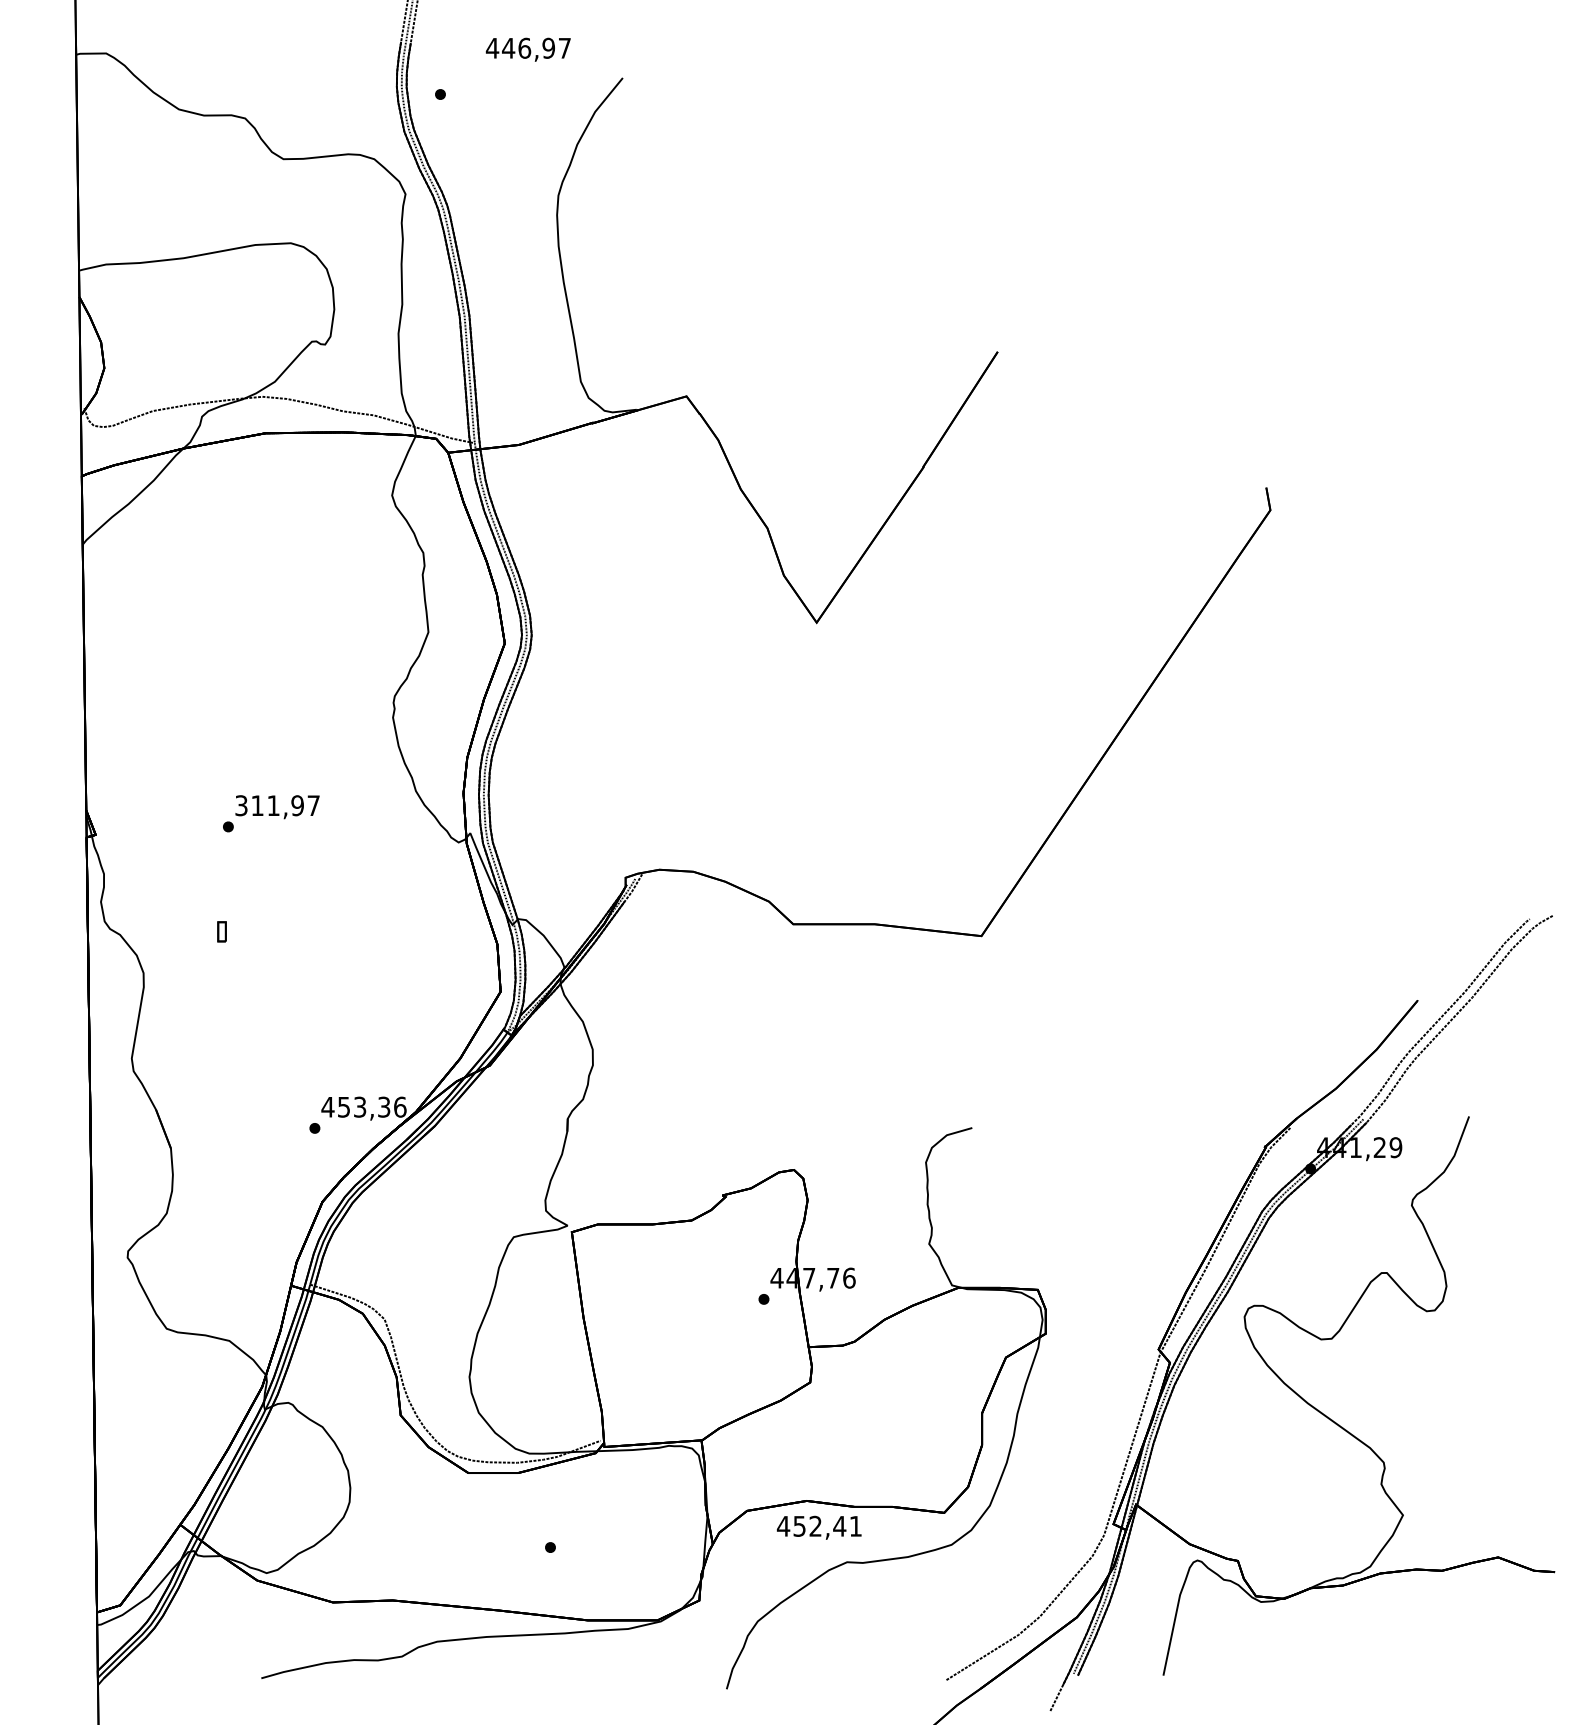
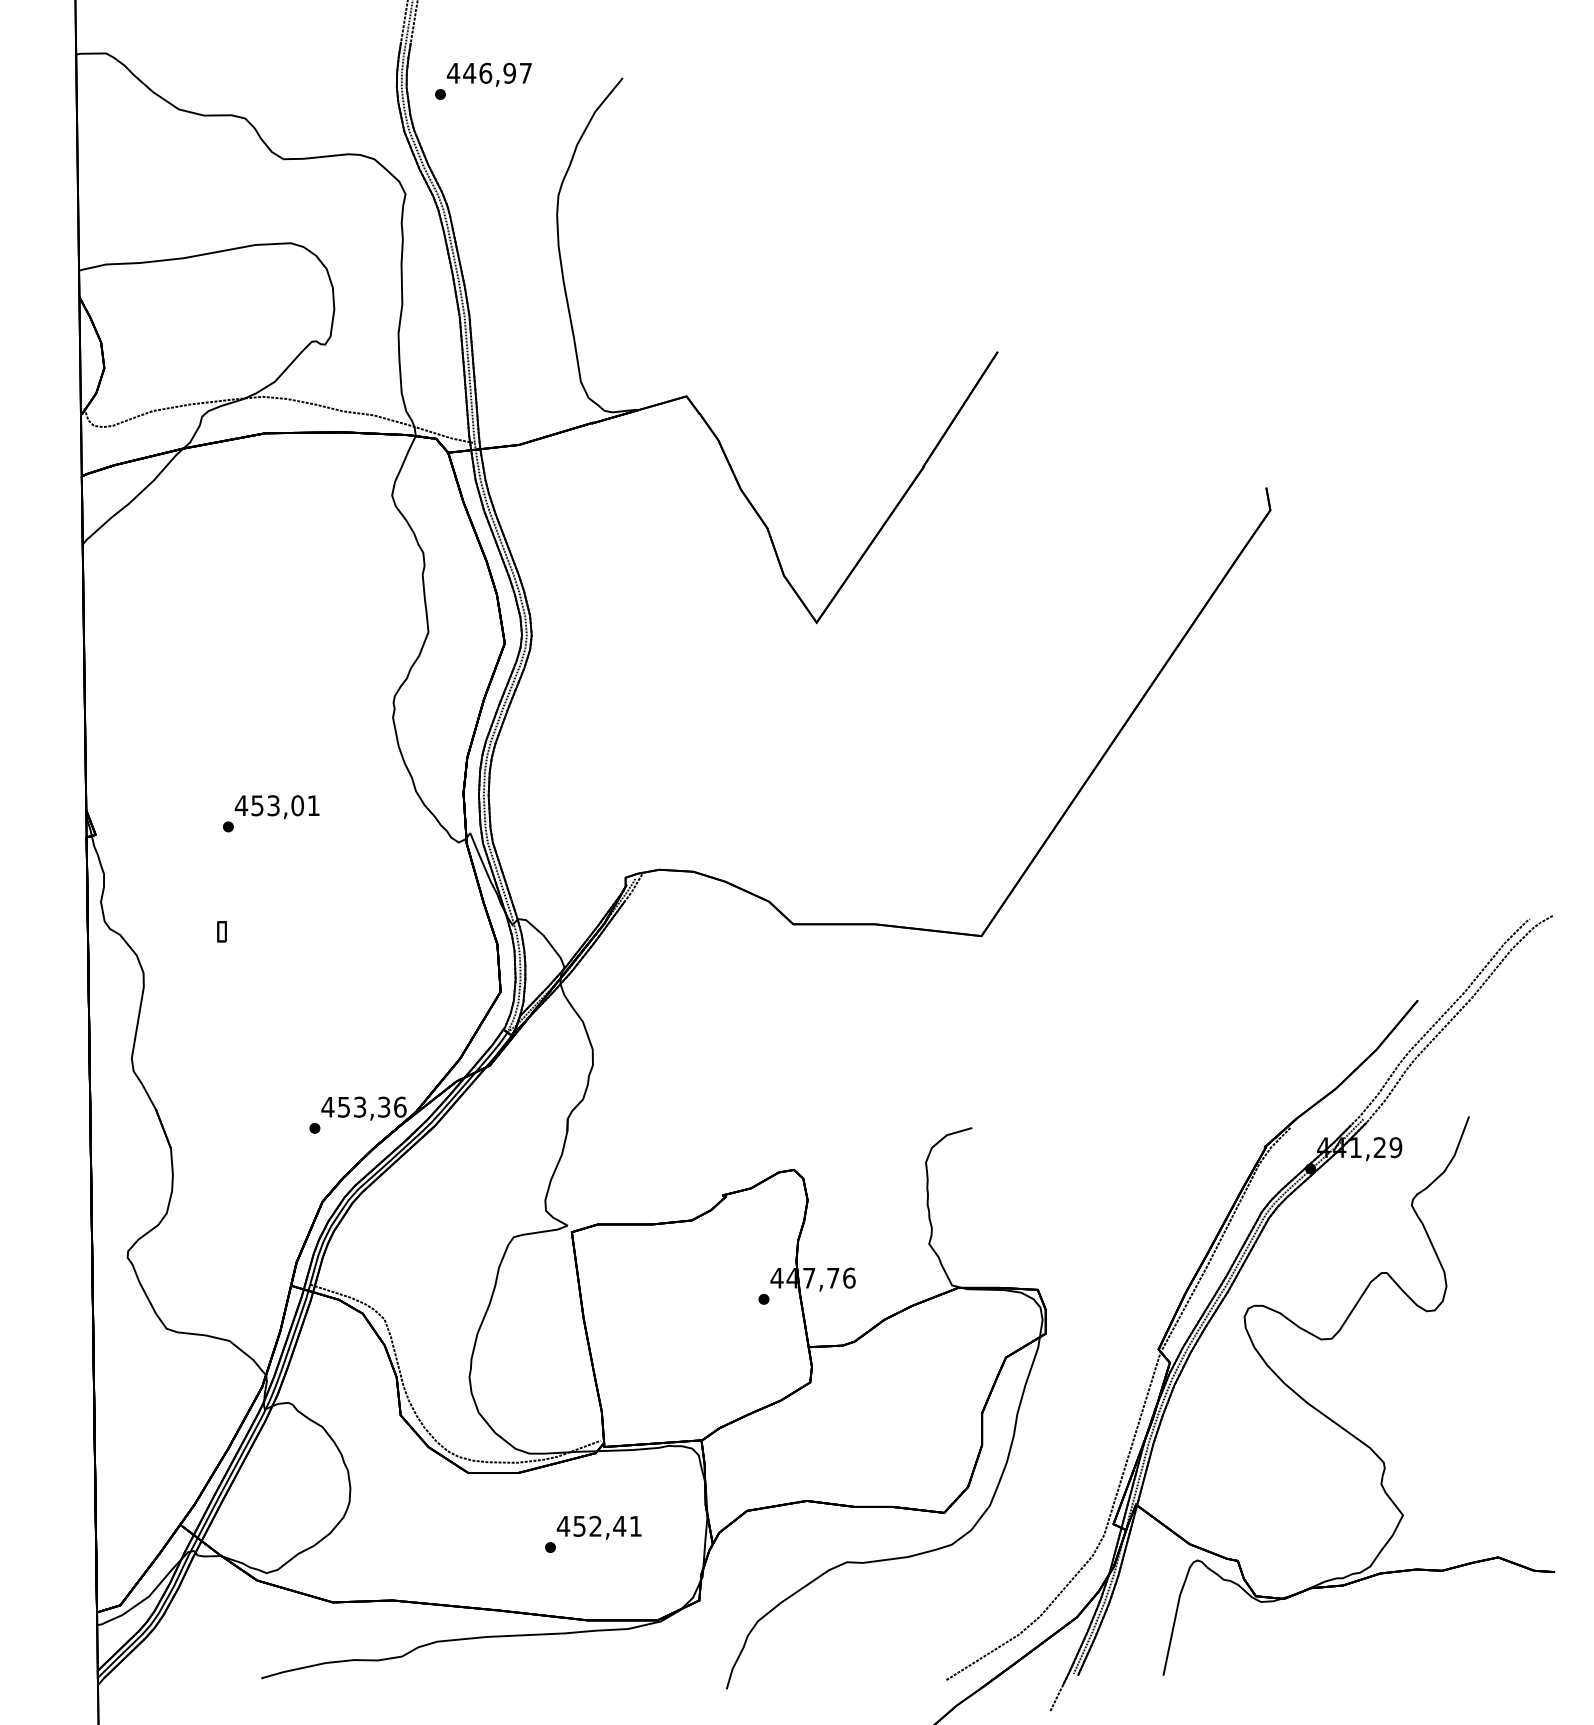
text position: (527, 49) -> (488, 74) (488, 74)
text: 311,97 -> 453,01 (276, 805)
text position: (818, 1527) -> (598, 1527) (598, 1527)
